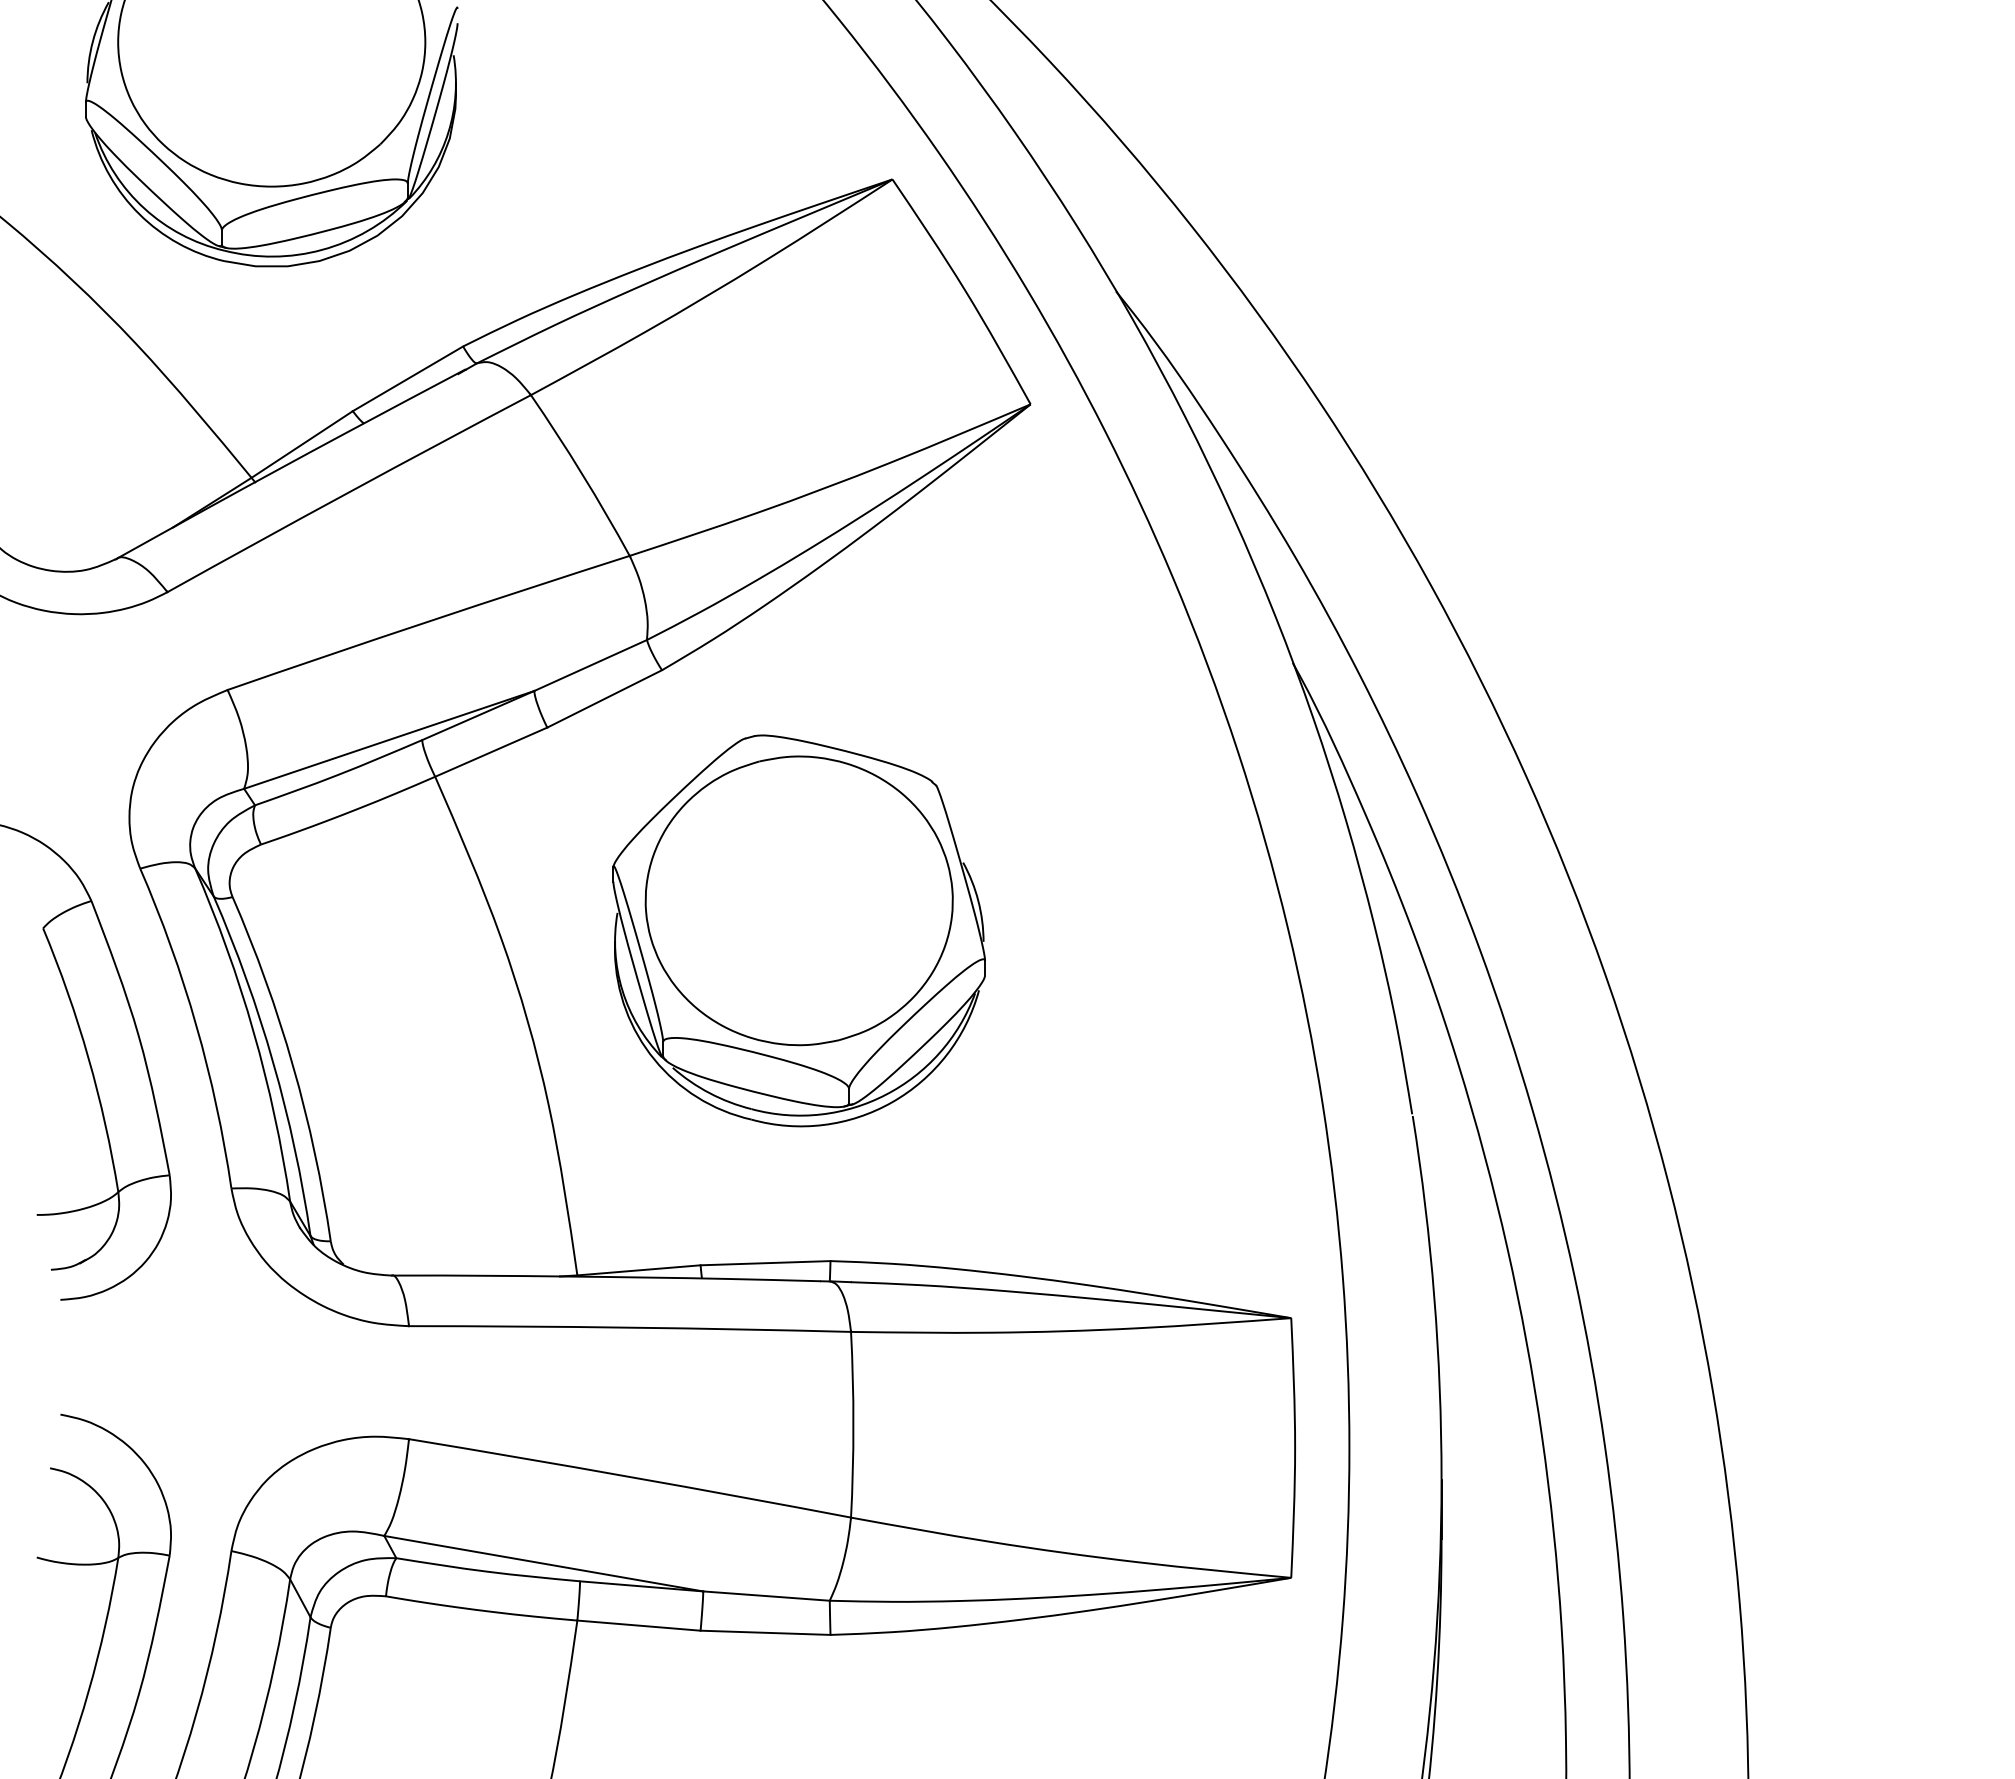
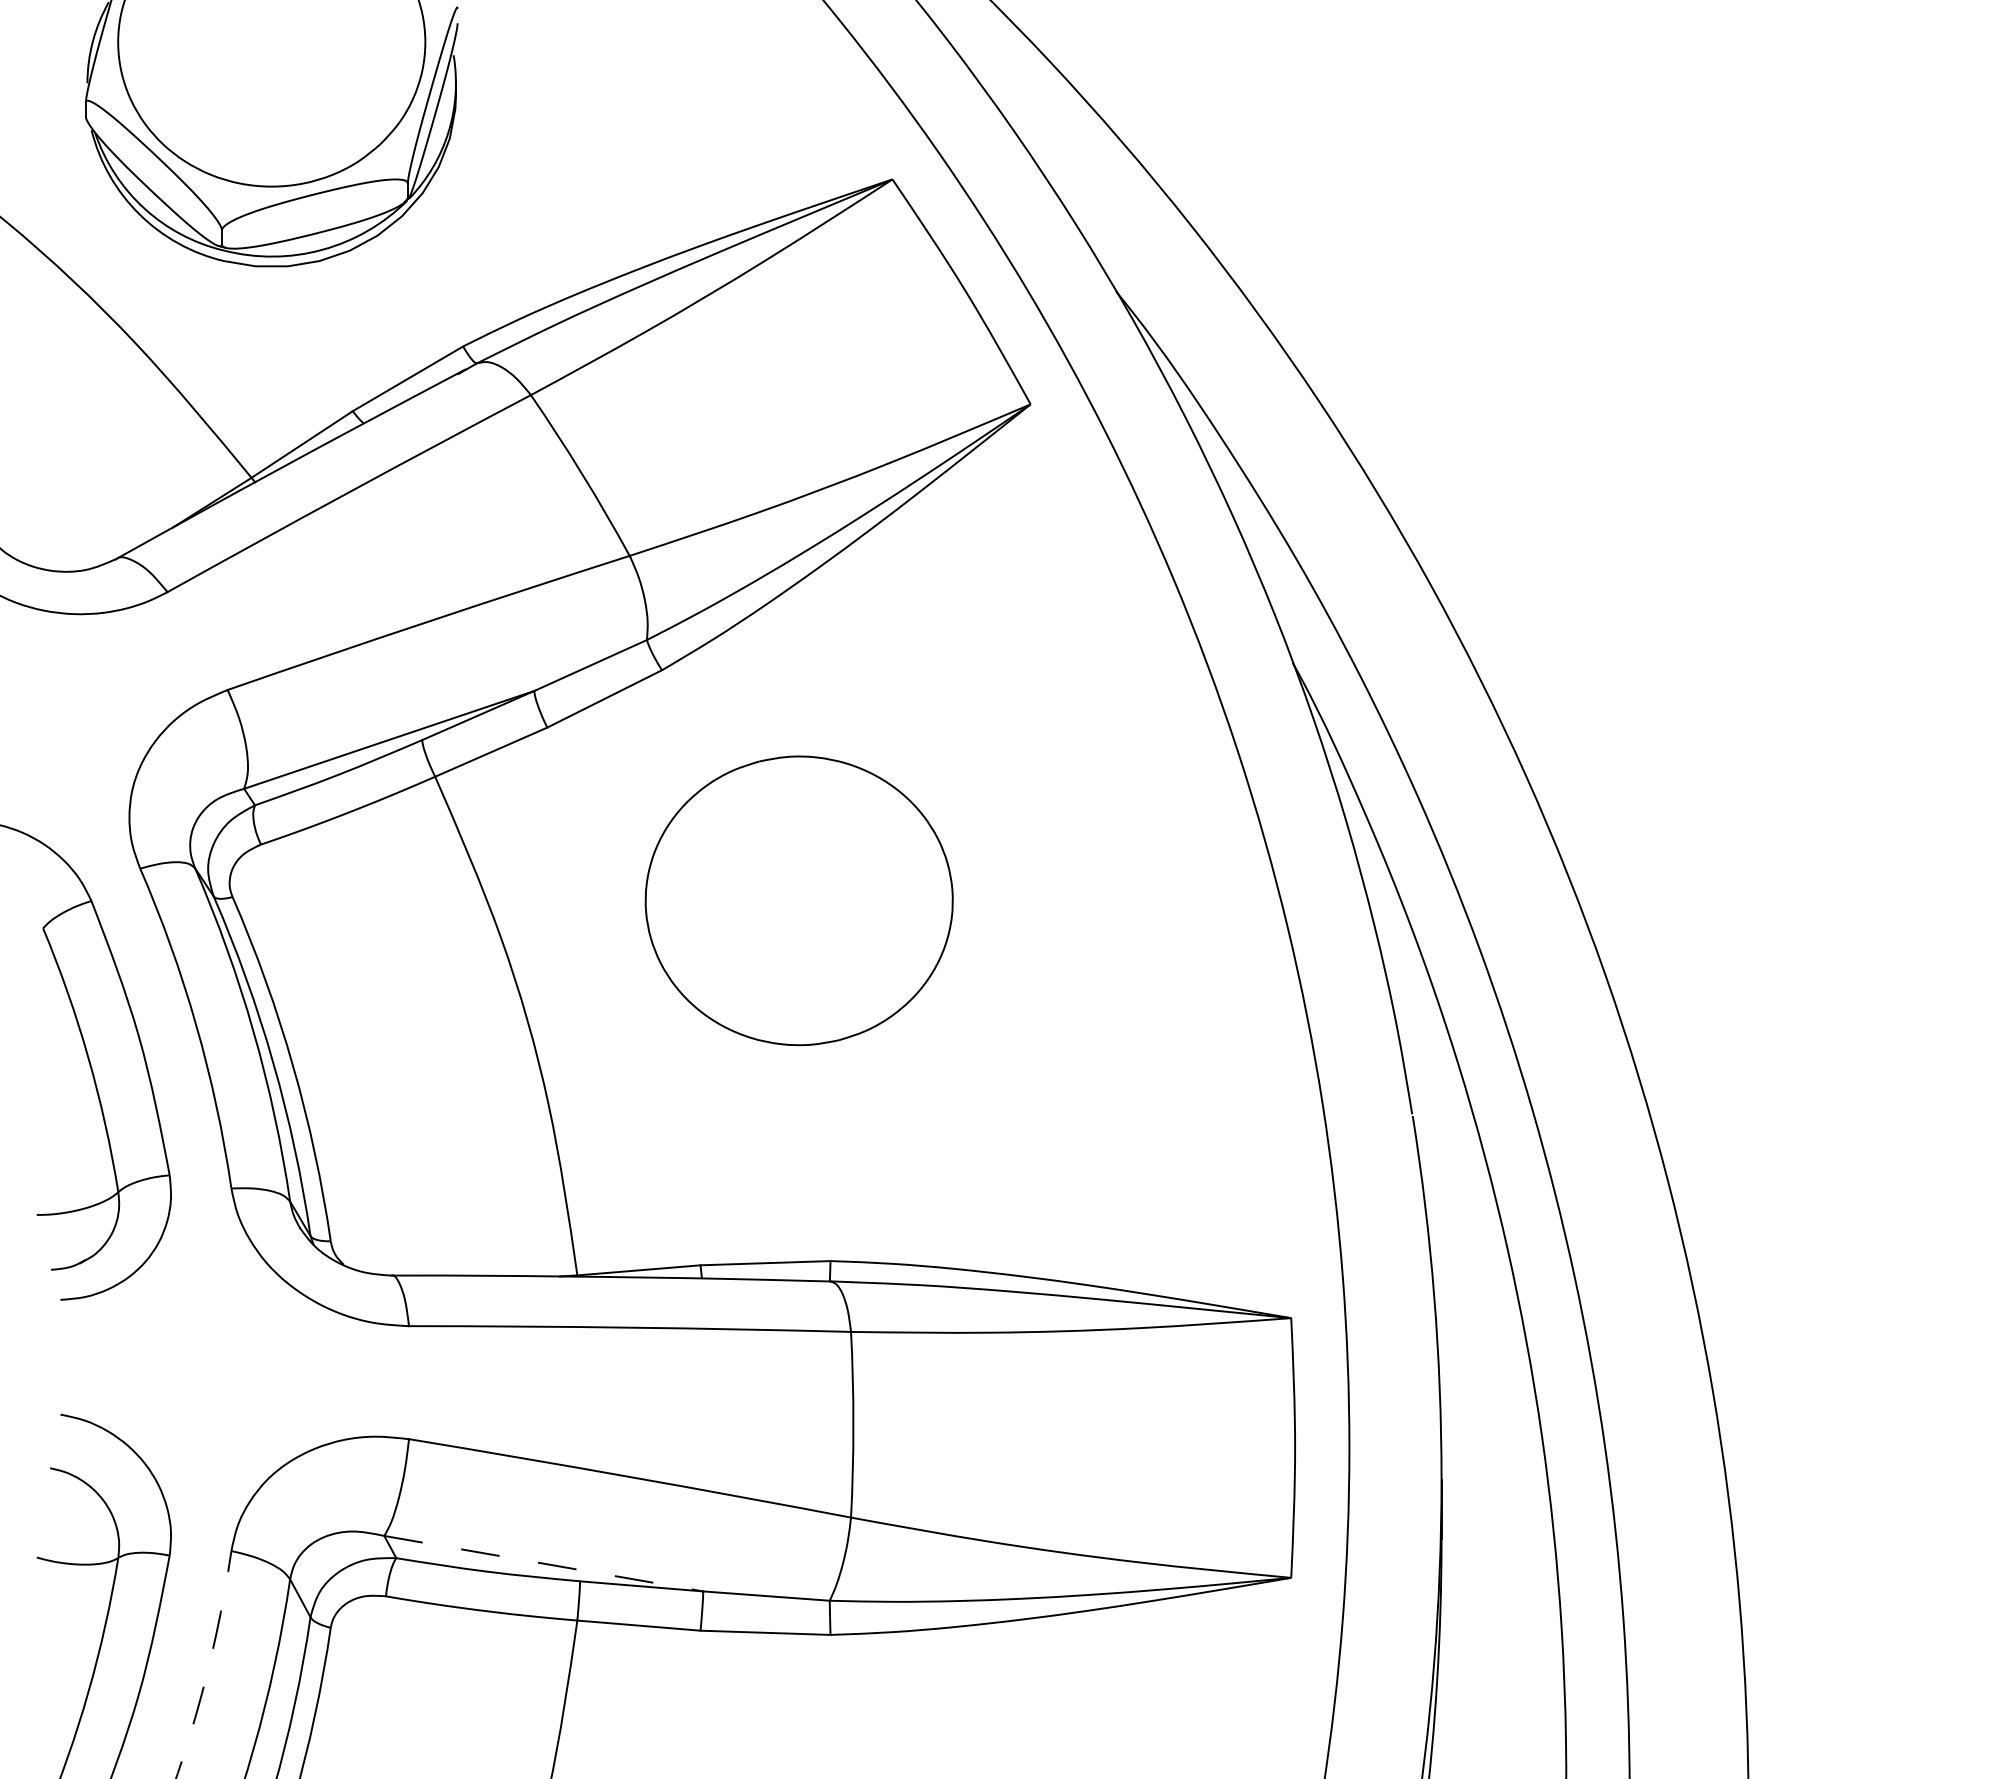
part: present -> none (798, 930)
line: solid -> dashed (543, 1563)
arc: solid -> dashed (208, 1665)
